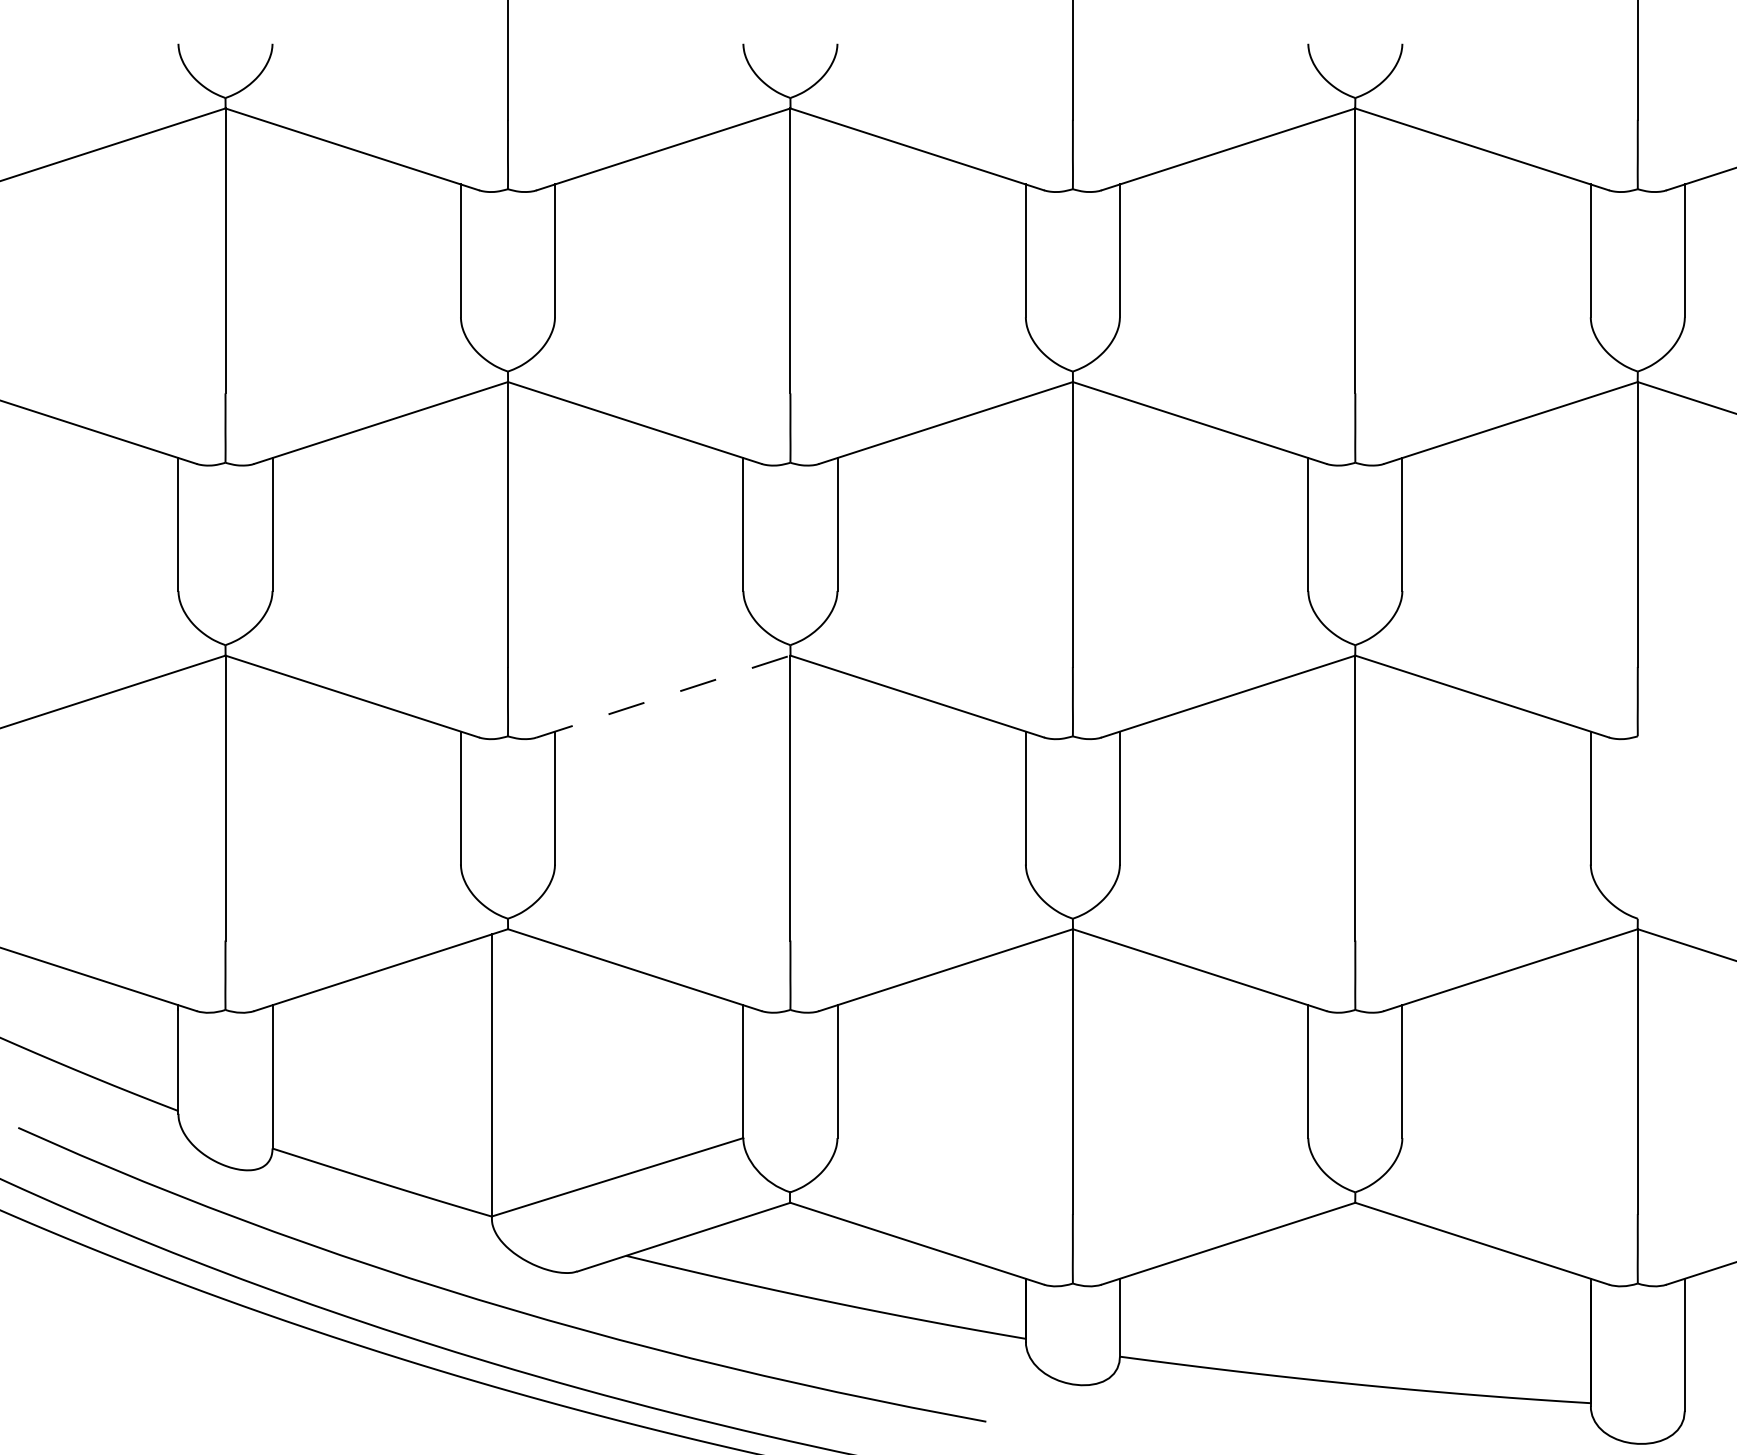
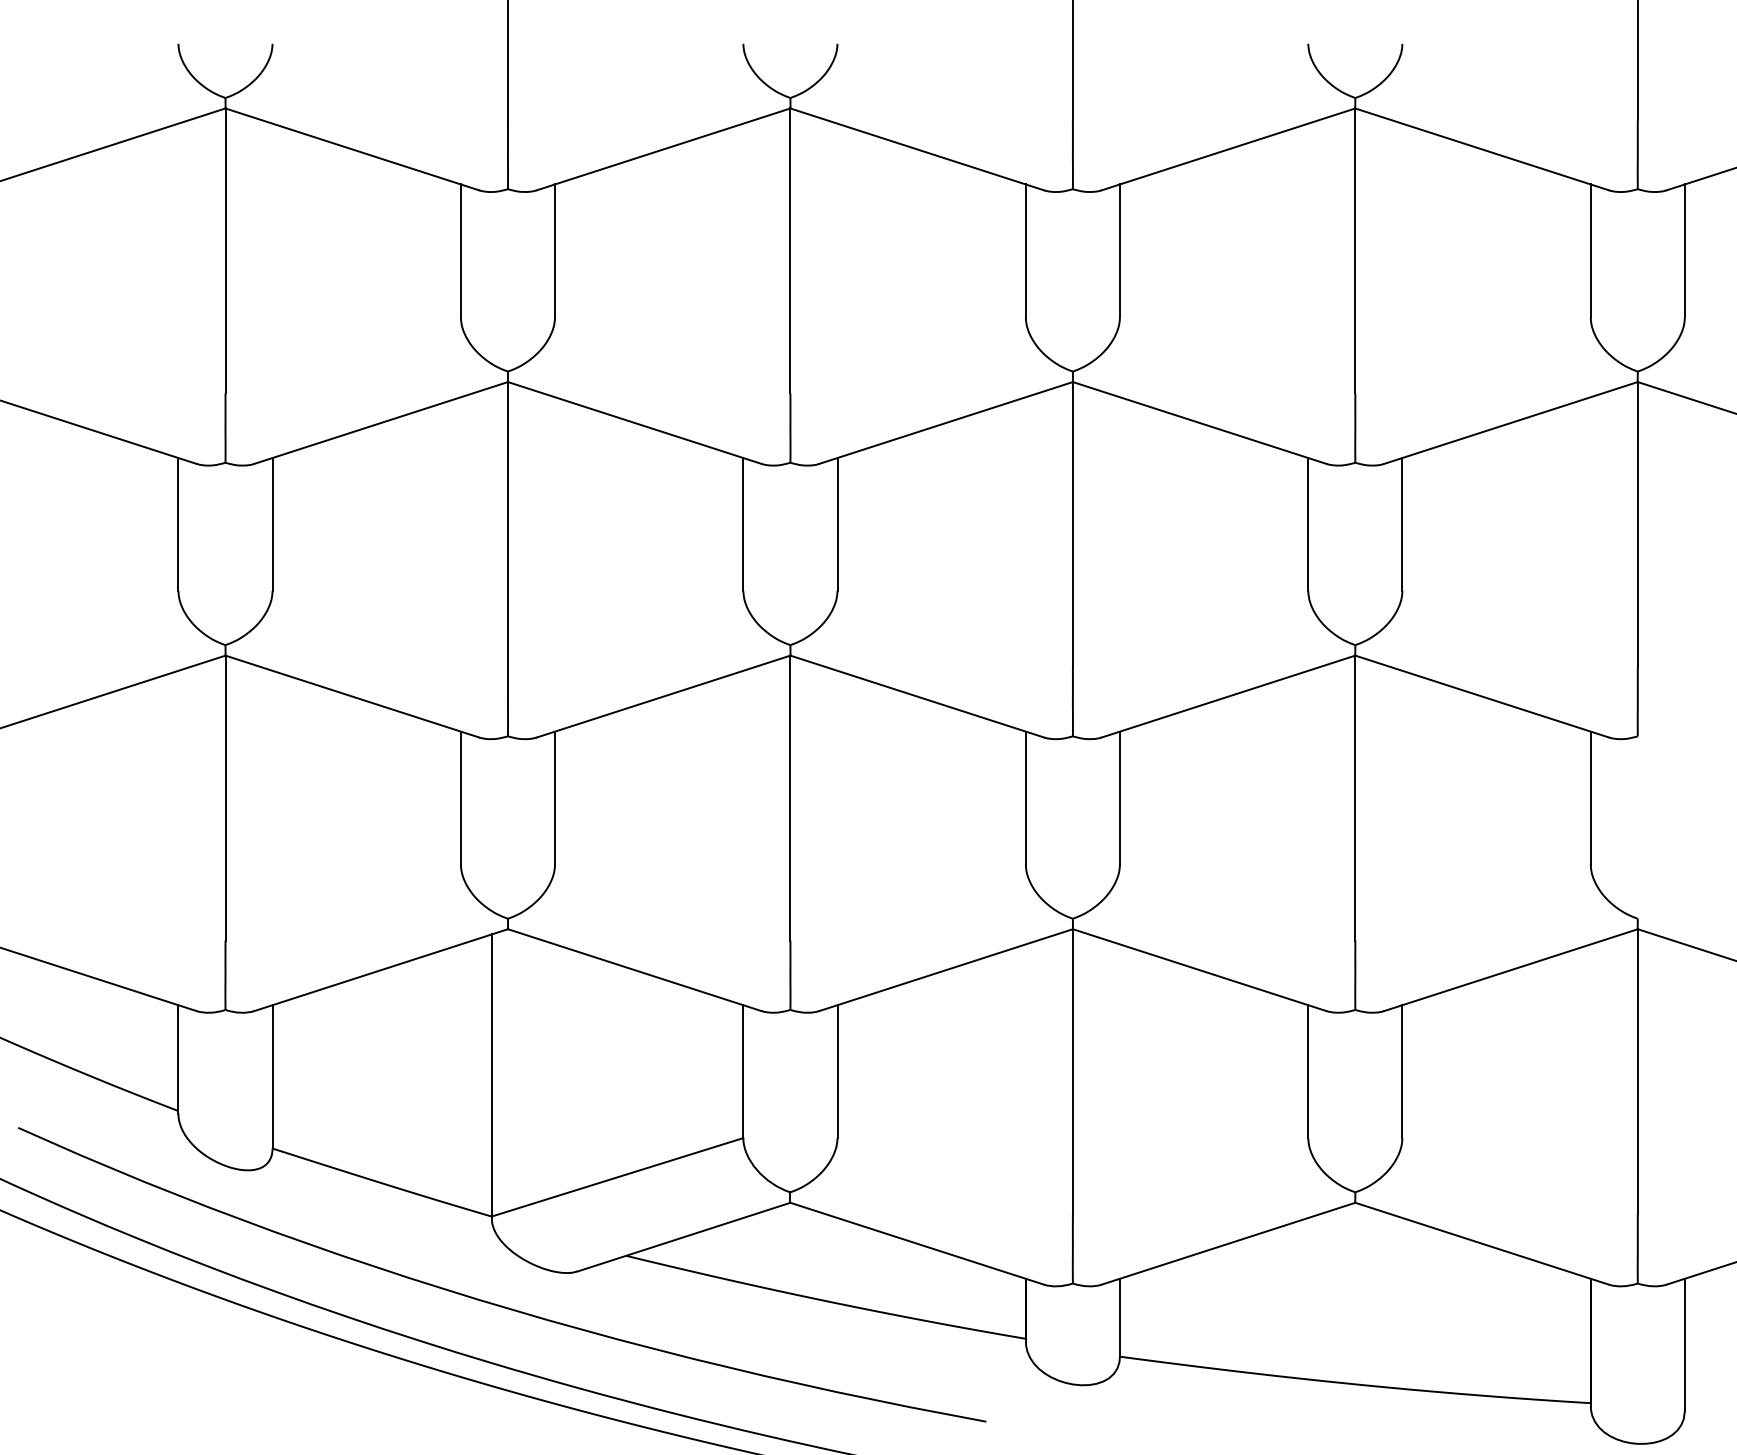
line: dashed -> solid (664, 696)
